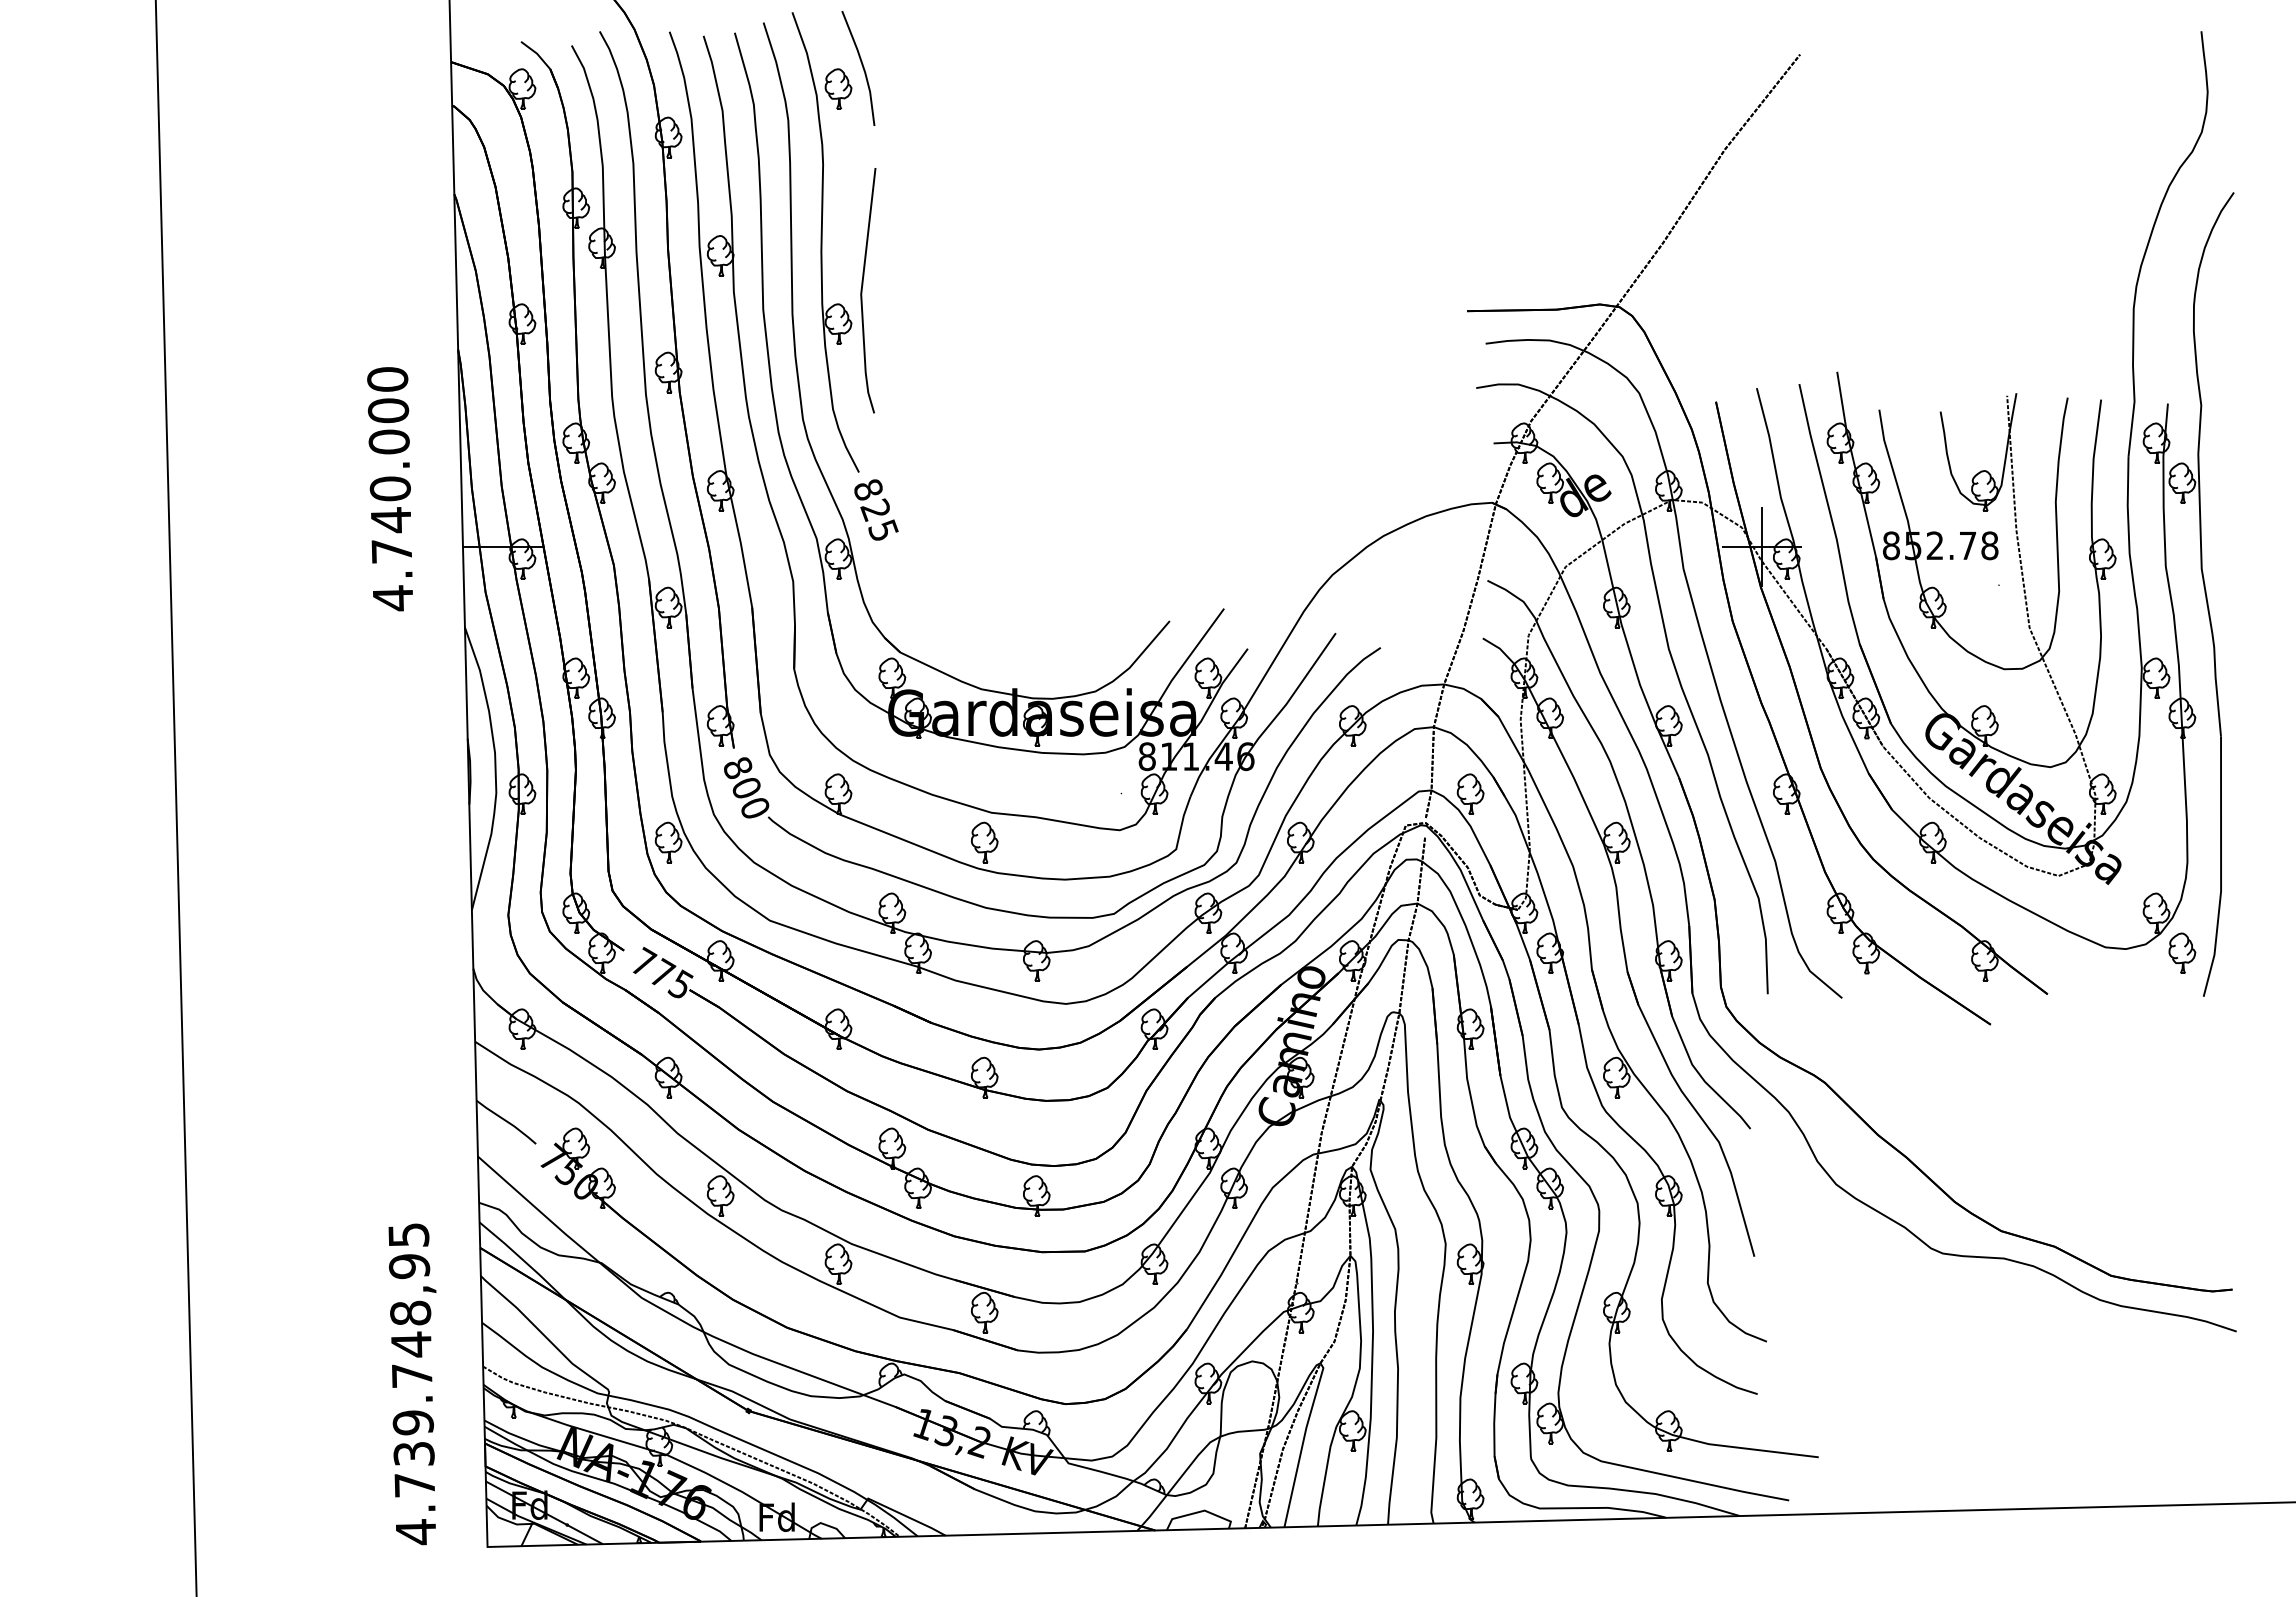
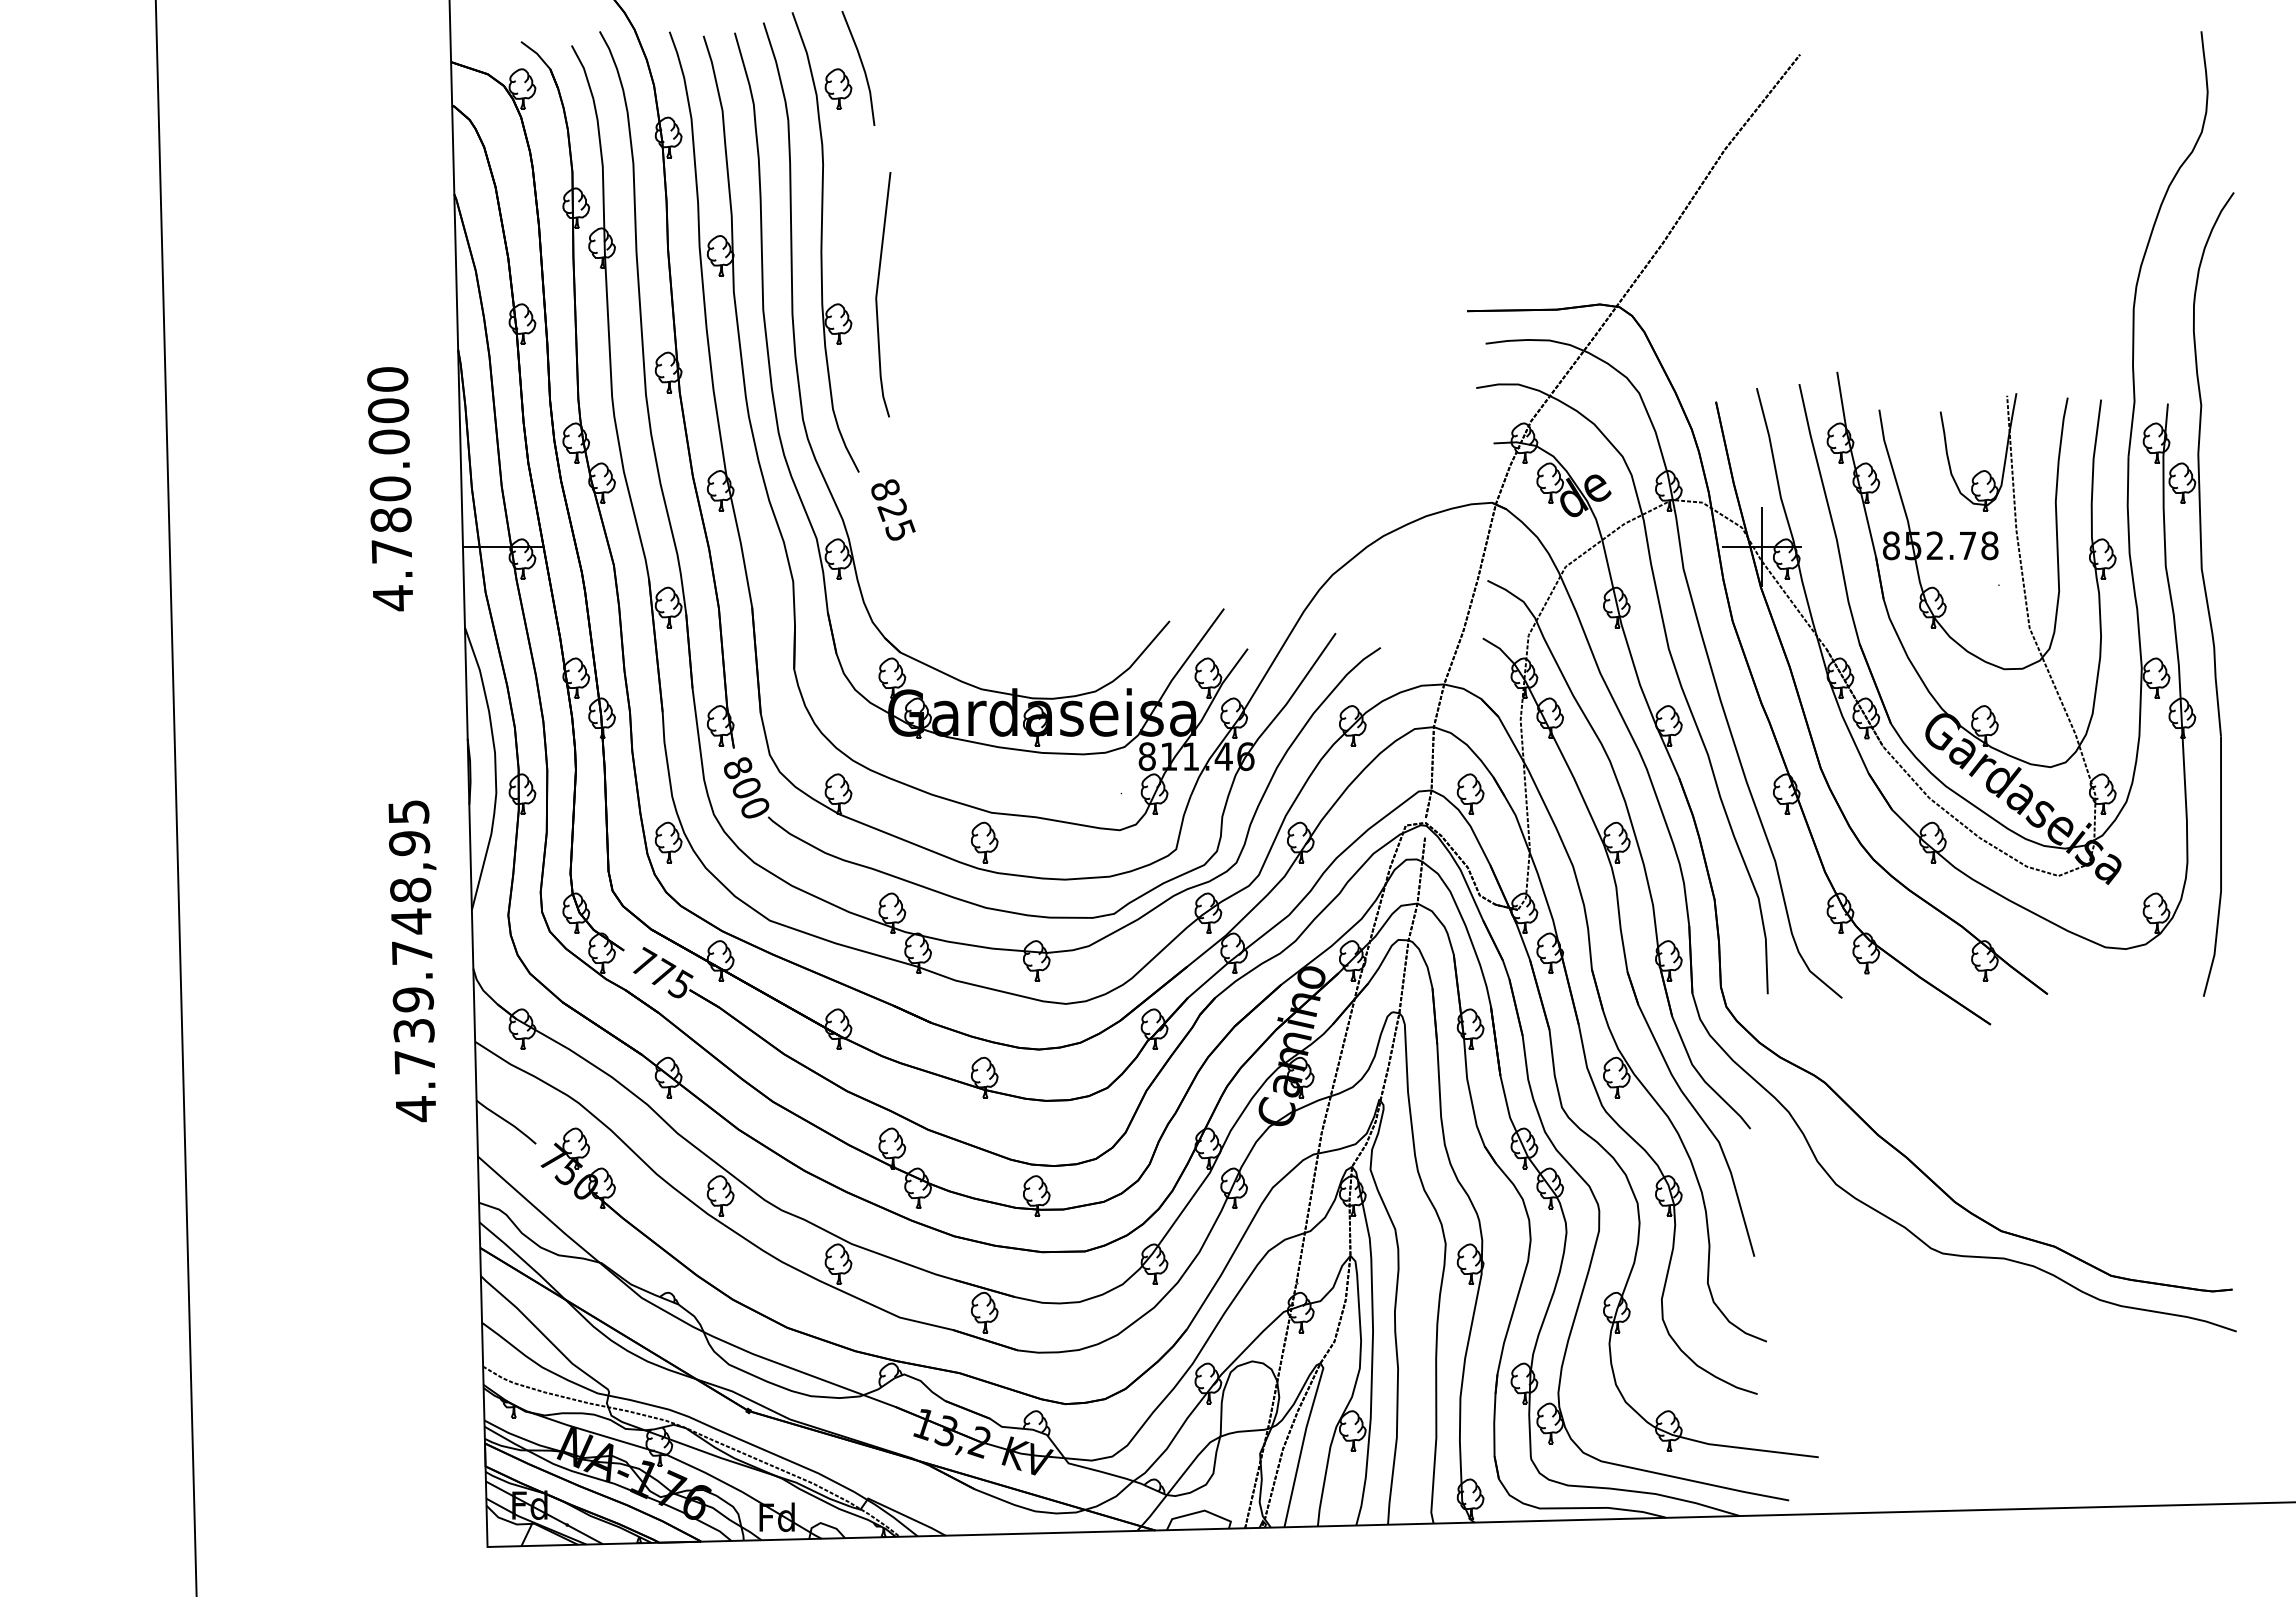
line position: (862, 290) -> (877, 294) (877, 294)
text position: (876, 509) -> (893, 509) (893, 509)
text: 4.740.000 -> 4.780.000 (390, 520)
part: present -> none (2182, 952)
text position: (412, 1384) -> (412, 961) (412, 961)
